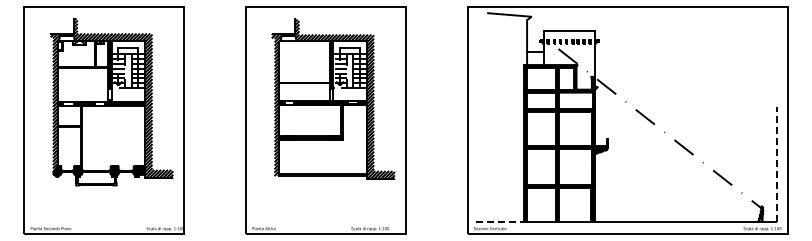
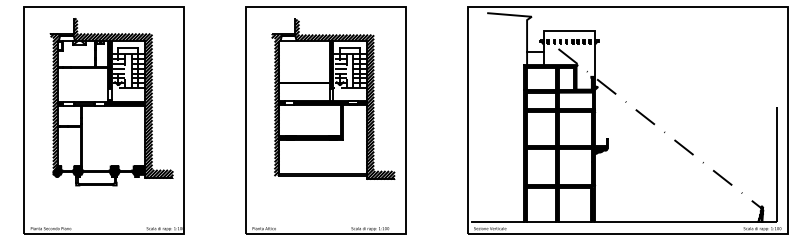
line: dashed -> solid (776, 164)
line: dashed -> solid (499, 222)
